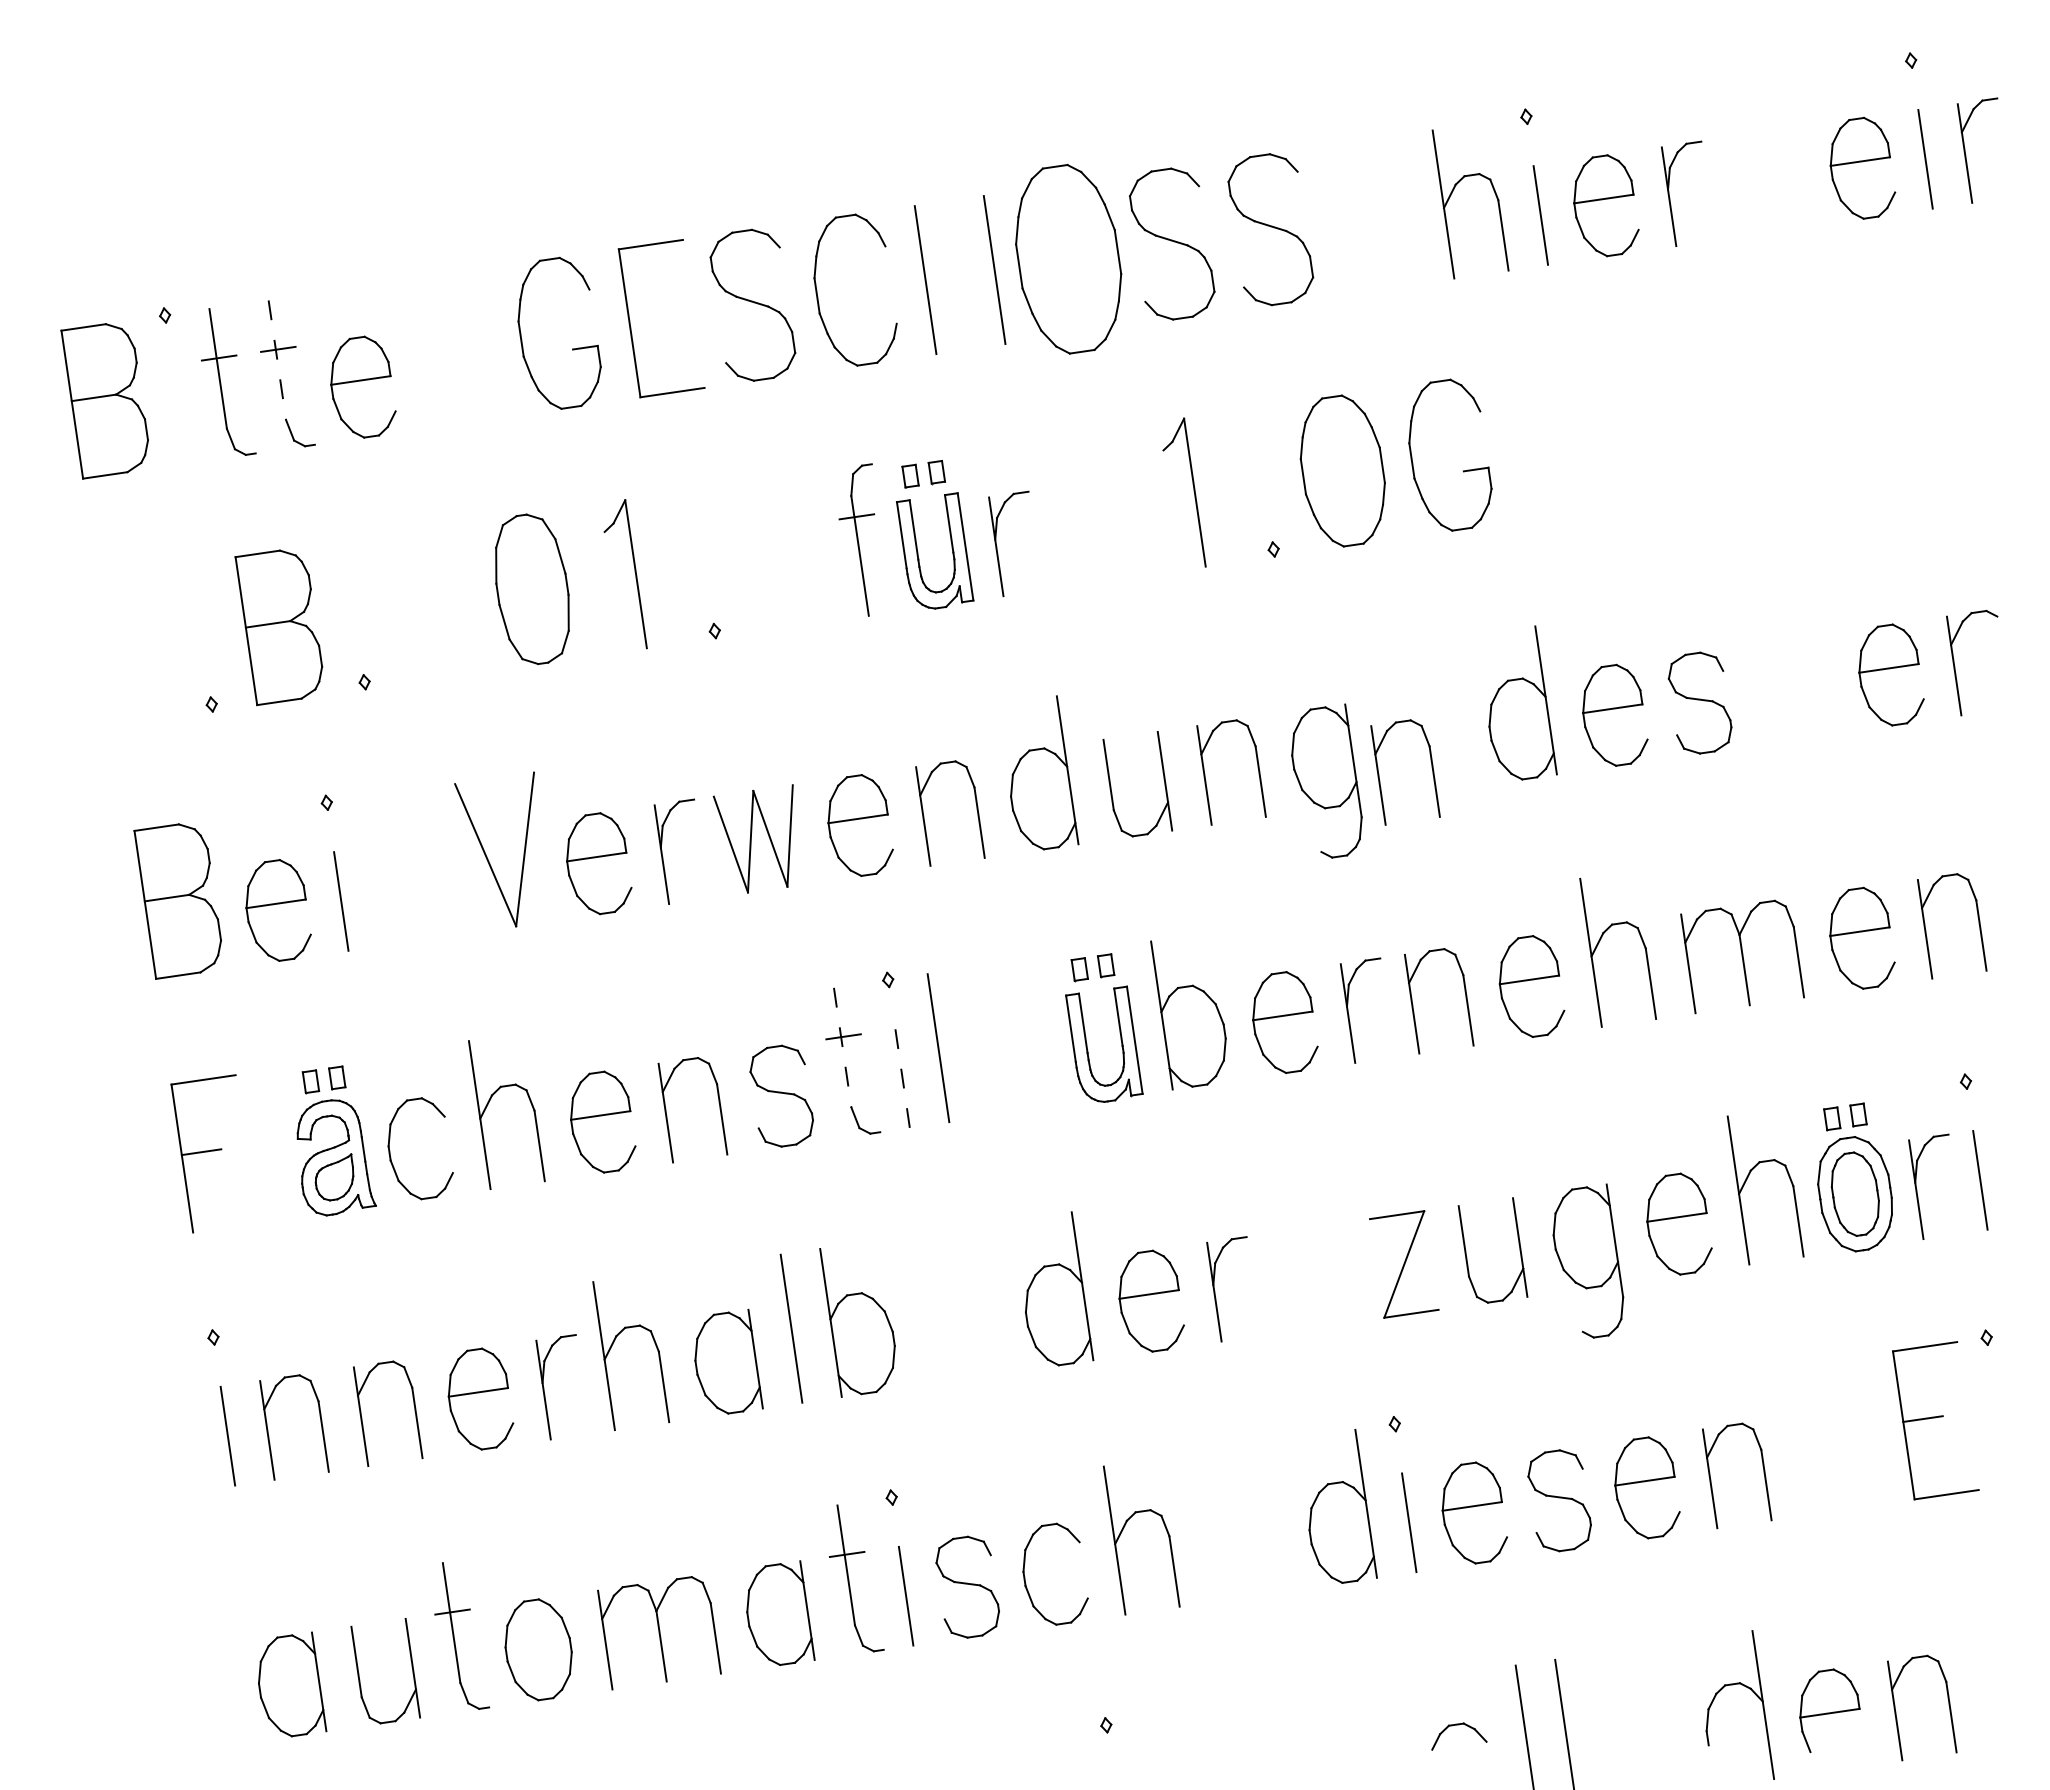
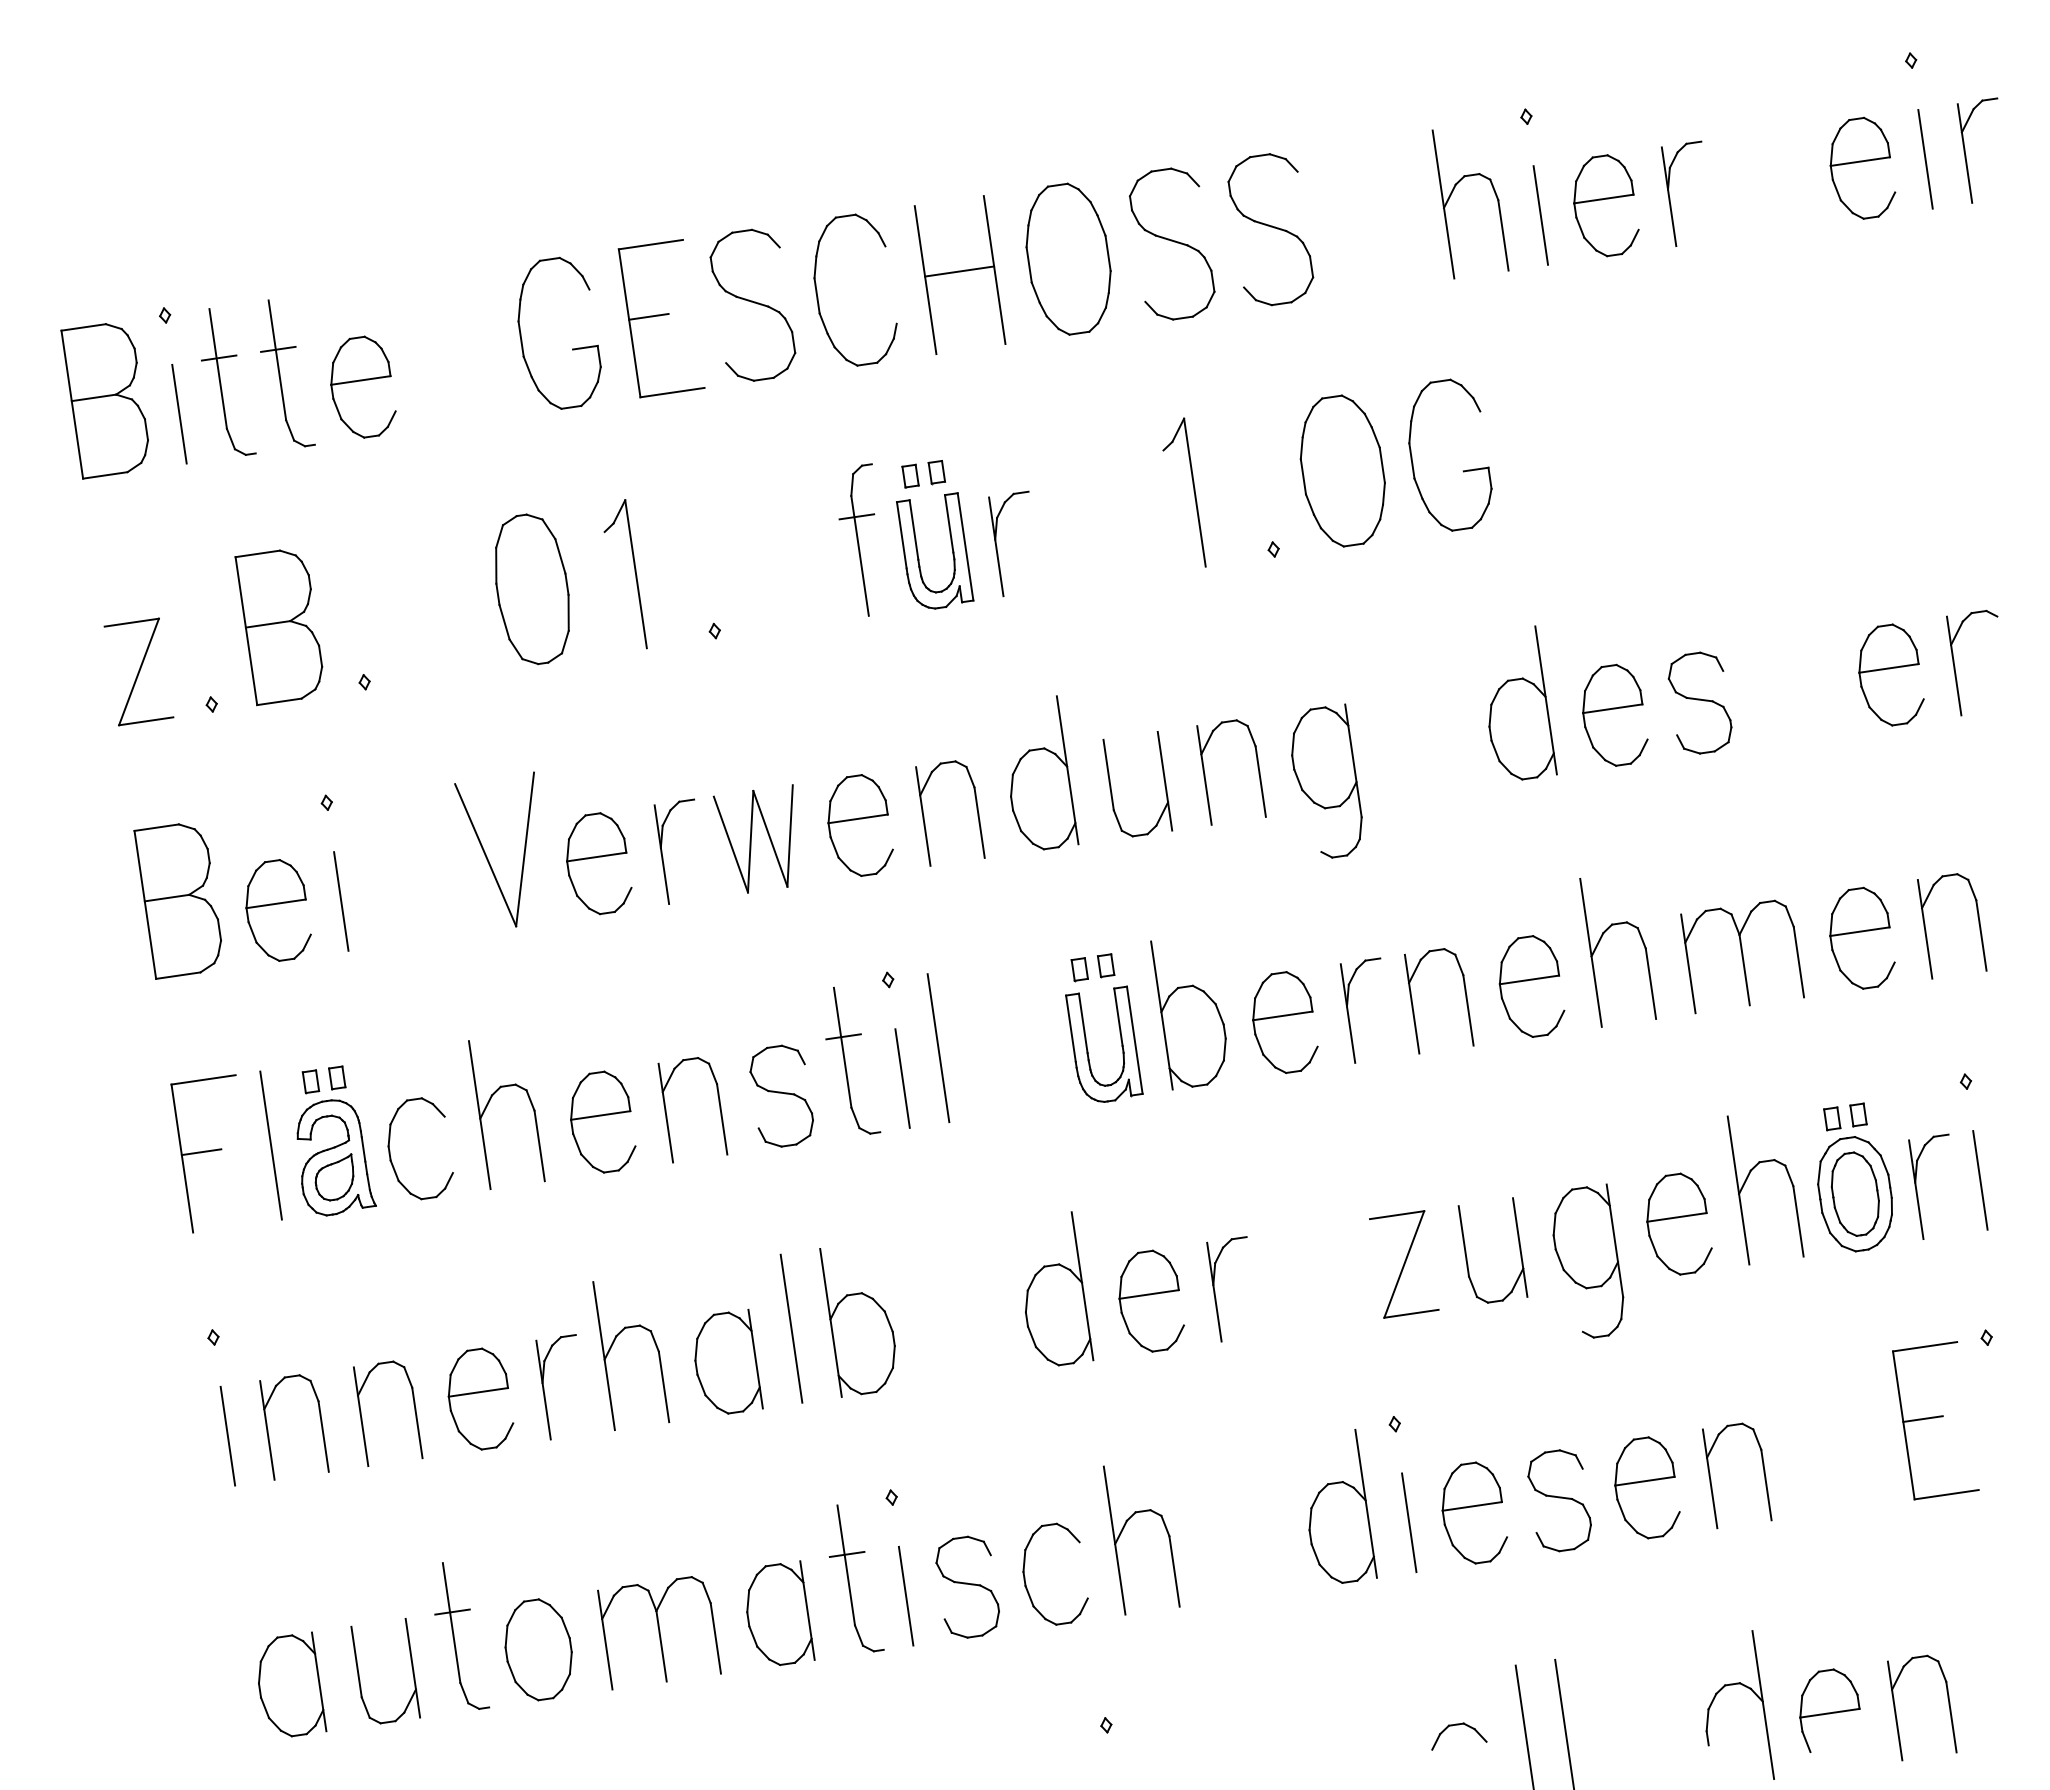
part size: 108x191 px -> 87x154 px (1068, 258)
line: none -> present (959, 271)
line: none -> present (648, 316)
line: dashed -> solid (277, 360)
line: none -> present (179, 413)
part: none -> present (138, 671)
part: present -> none (1379, 773)
line: dashed -> solid (842, 1047)
line: dashed -> solid (902, 1078)
line: none -> present (270, 1145)
